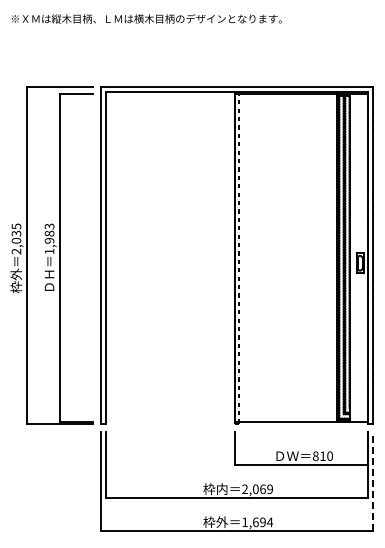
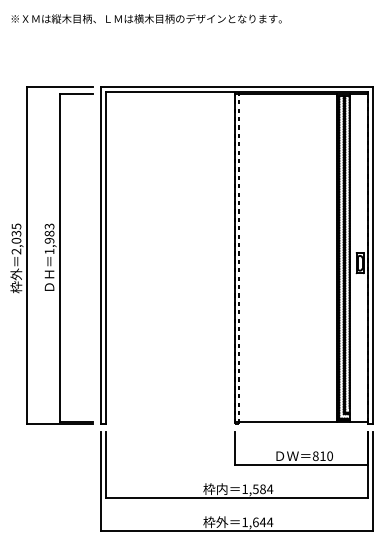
line: dashed -> solid (372, 481)
text: 2,069 -> 1,584 (257, 489)
text: 1,694 -> 1,644 (262, 522)
